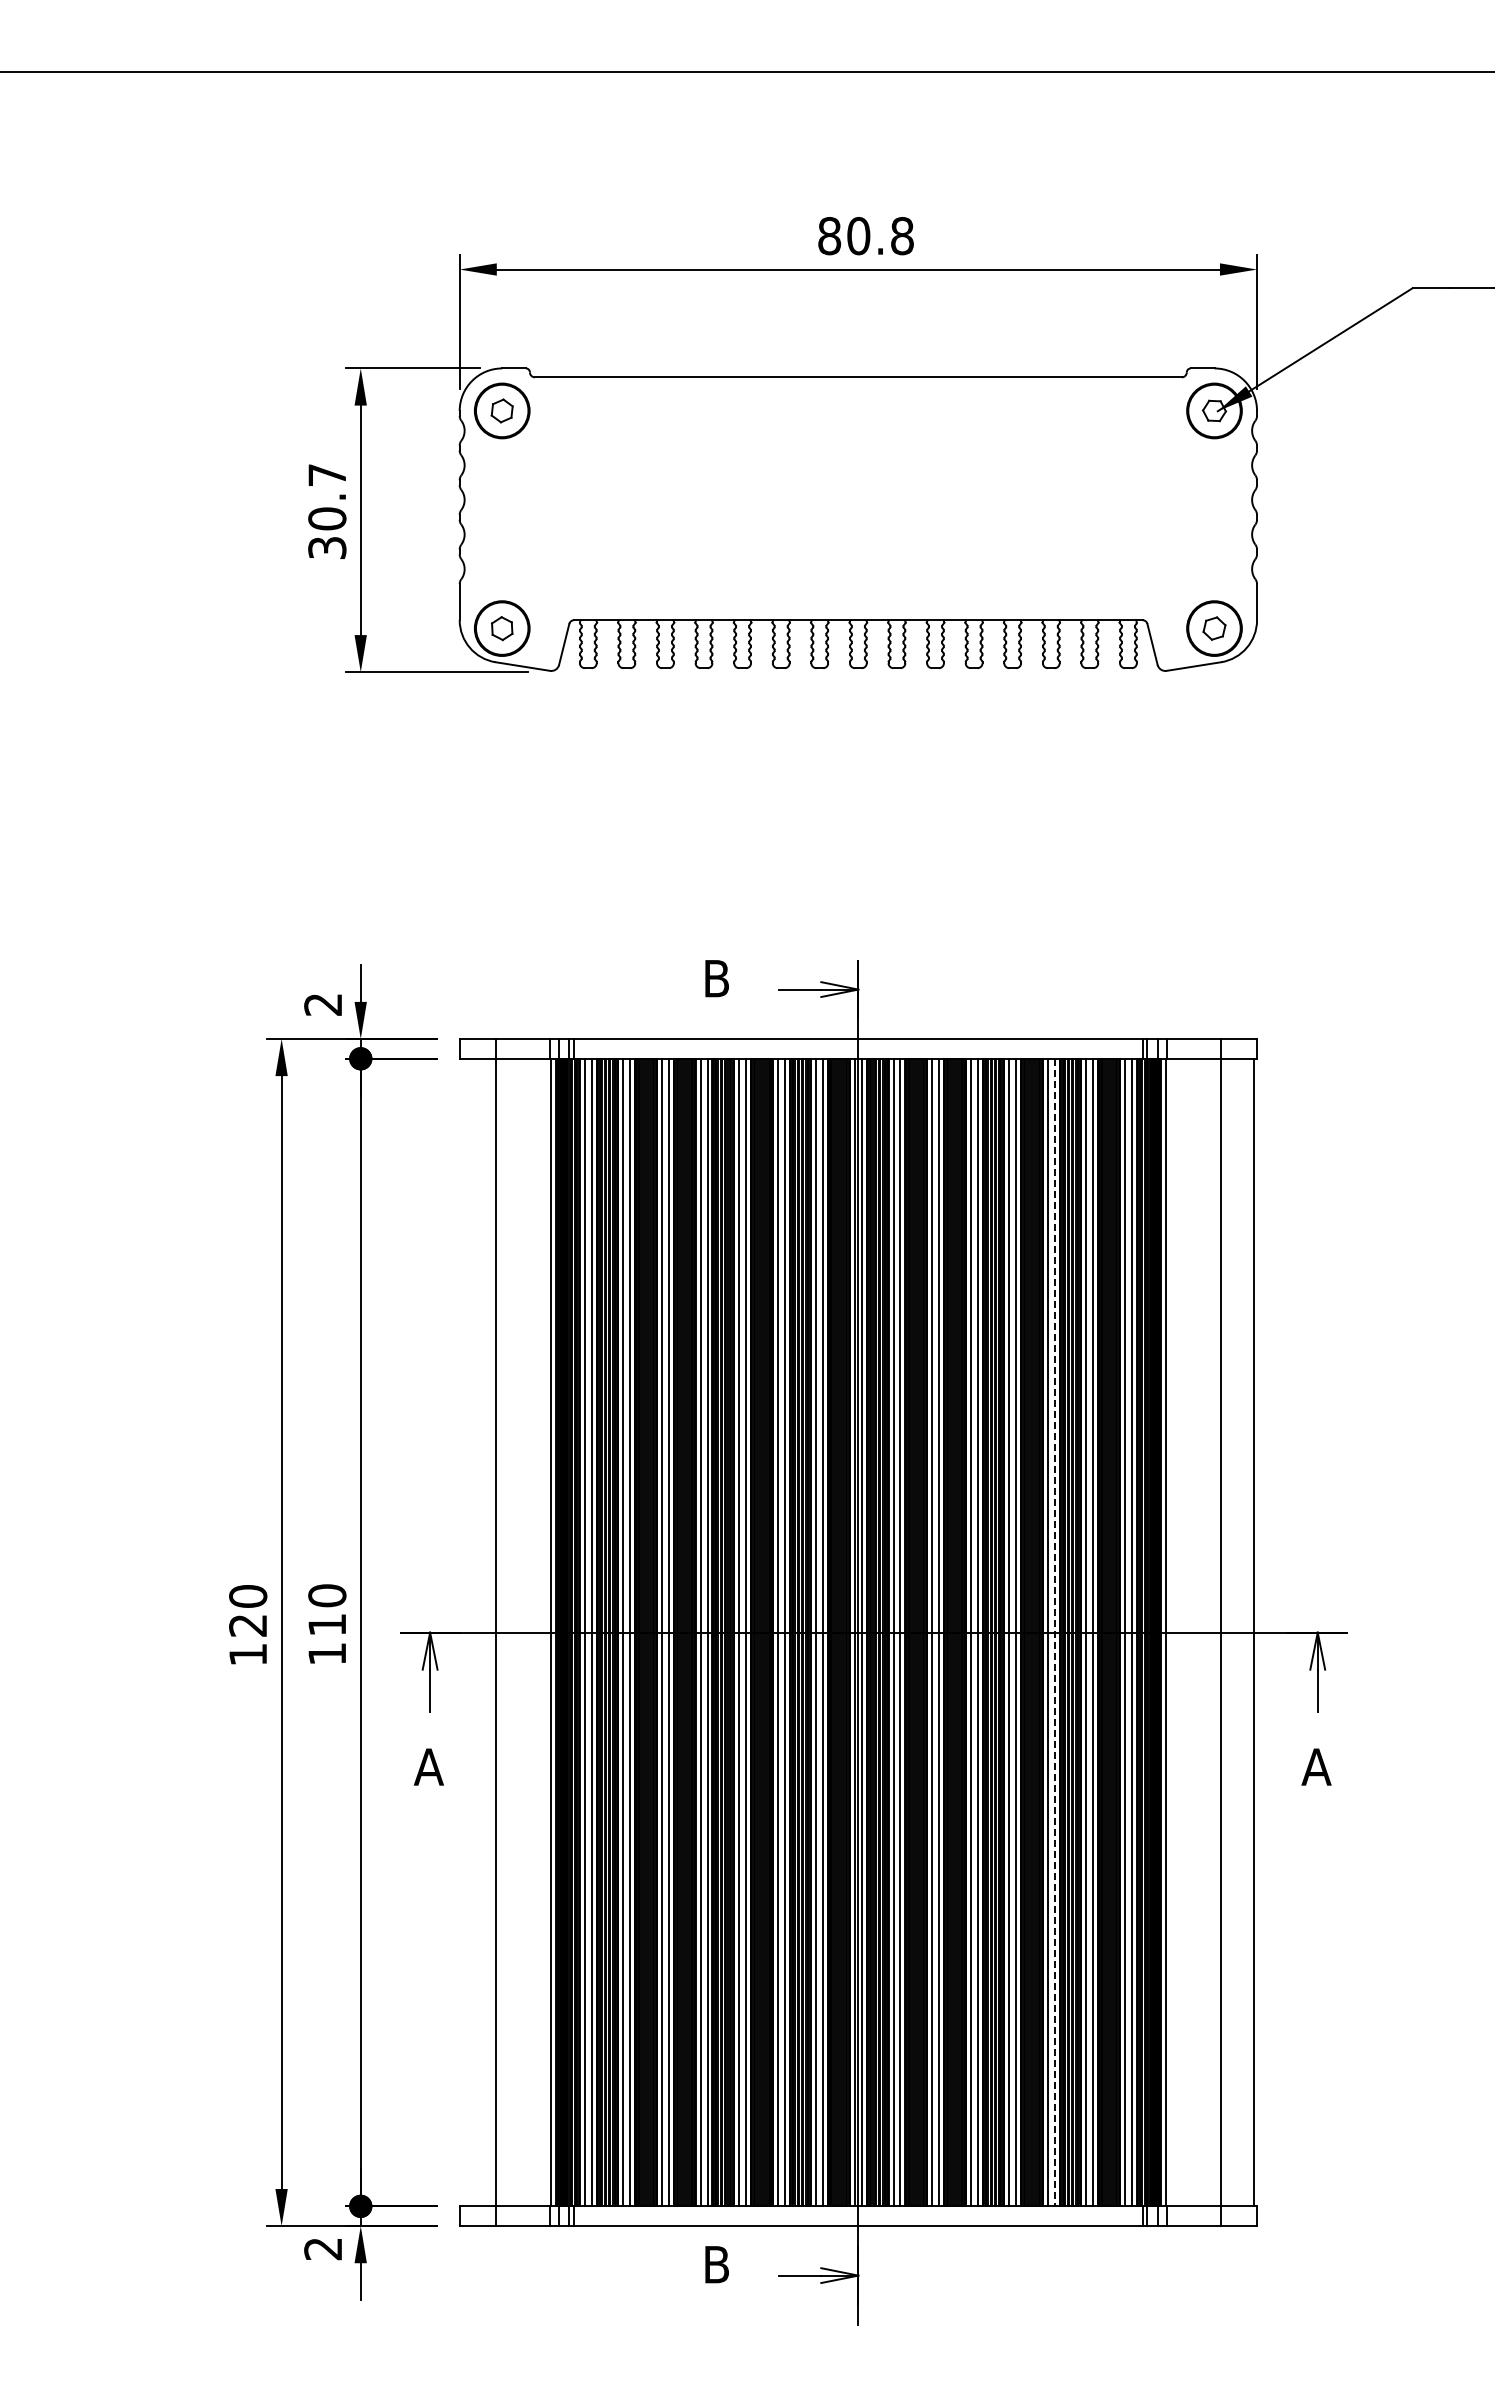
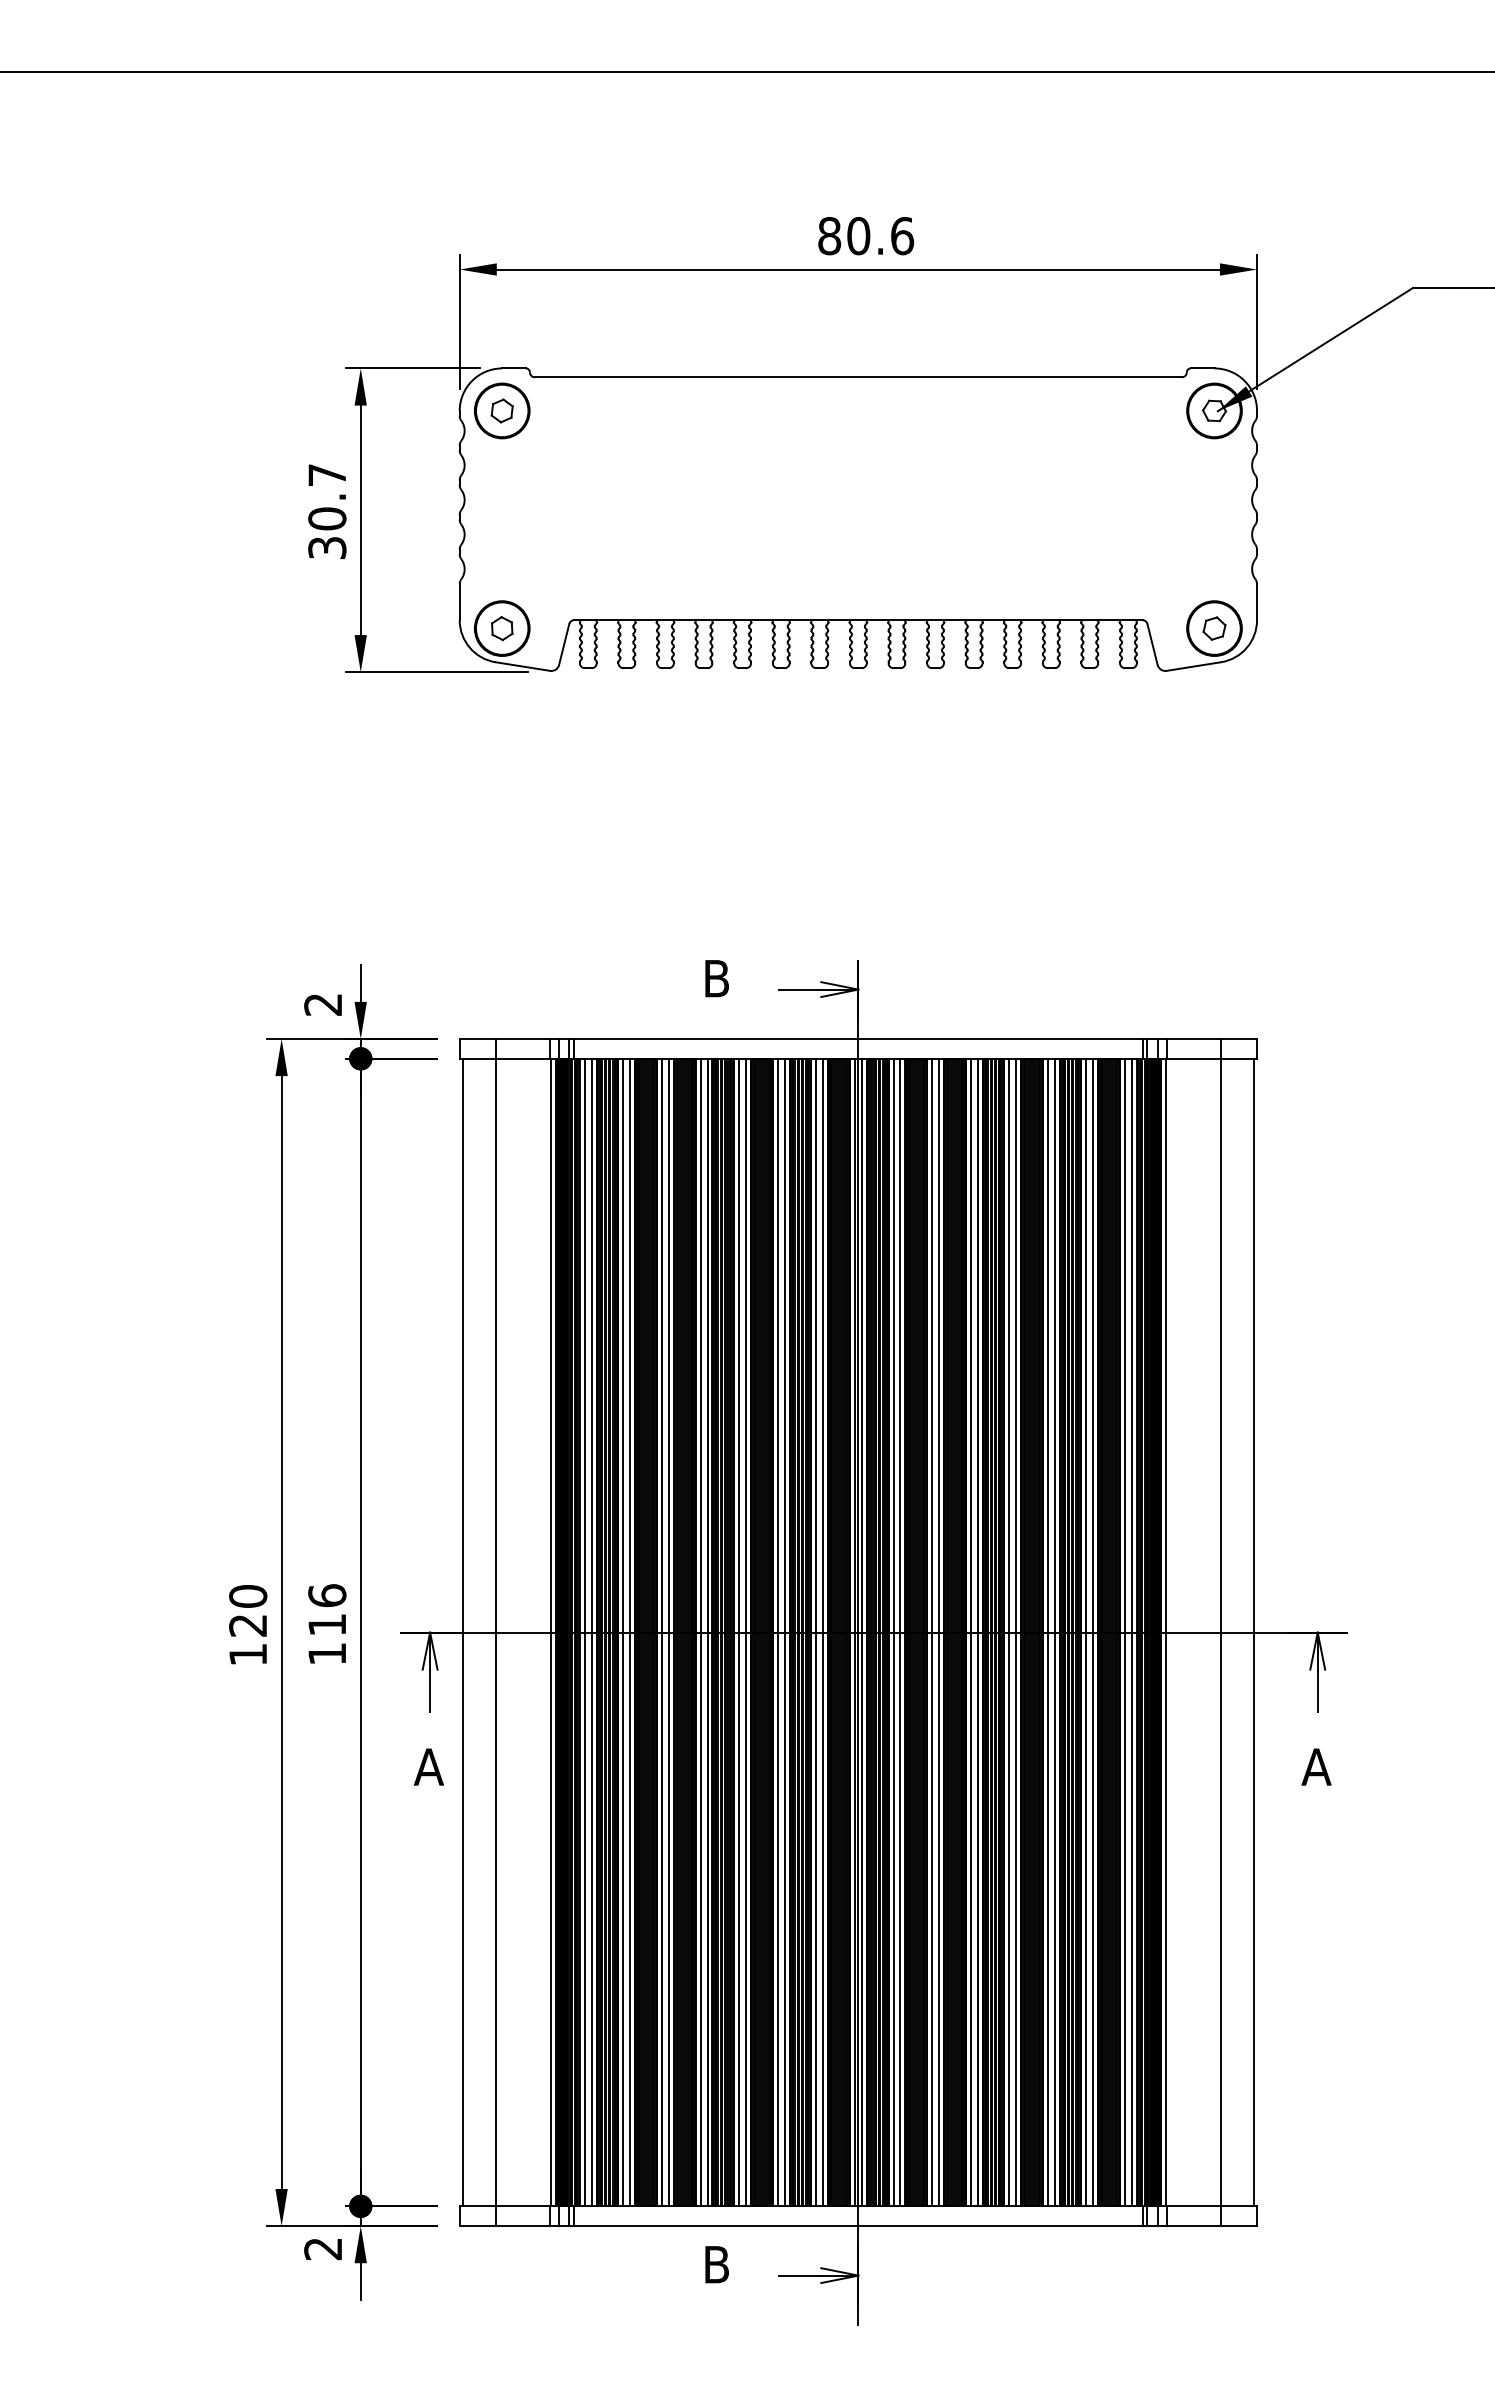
text: 80.8 -> 80.6 (902, 236)
text: 110 -> 116 (327, 1595)
line: none -> present (462, 1632)
line: dashed -> solid (1054, 1632)
